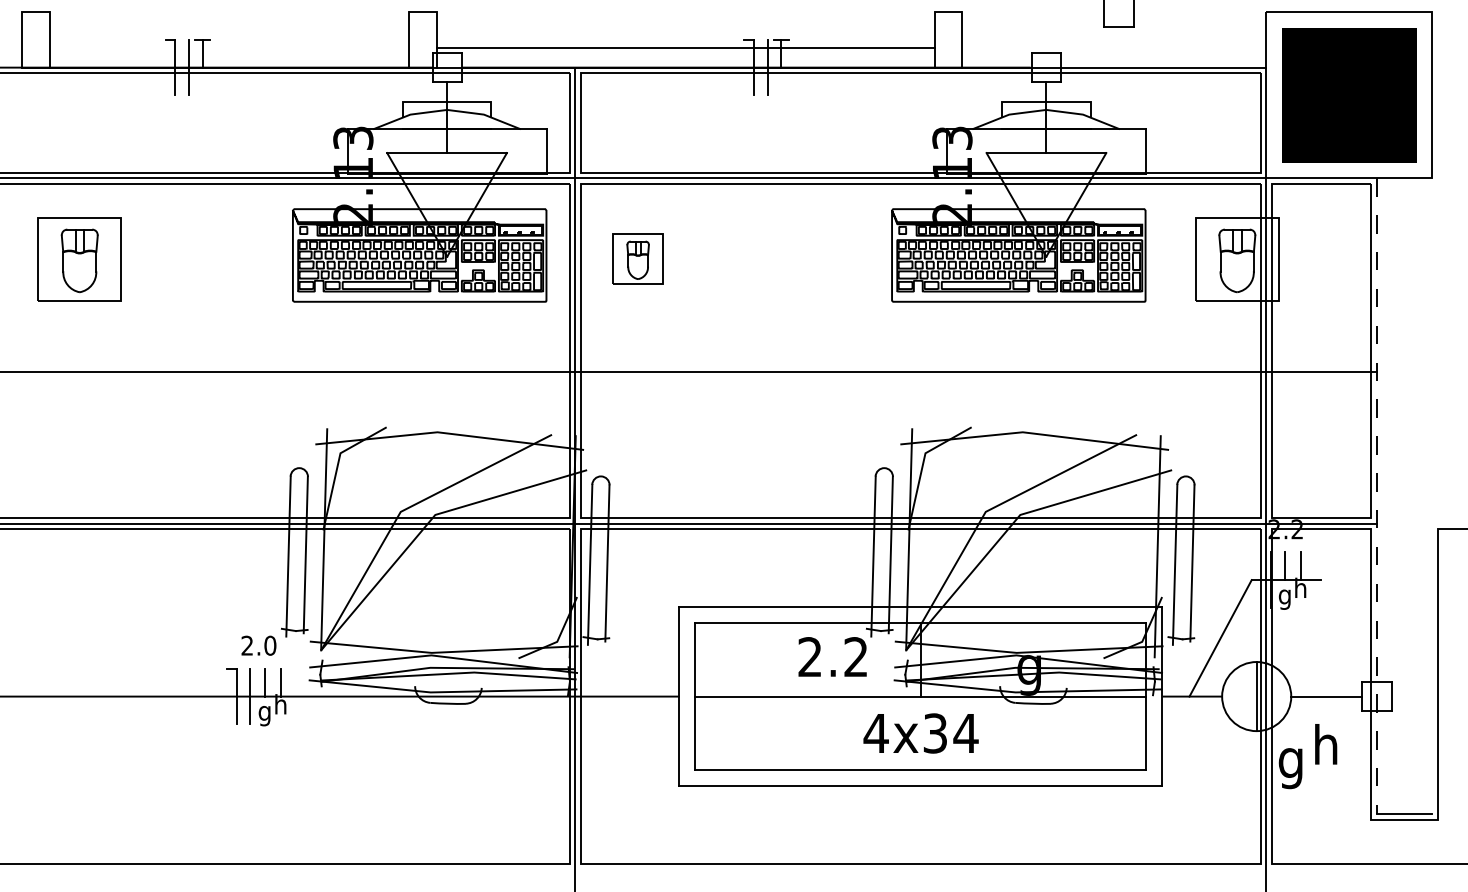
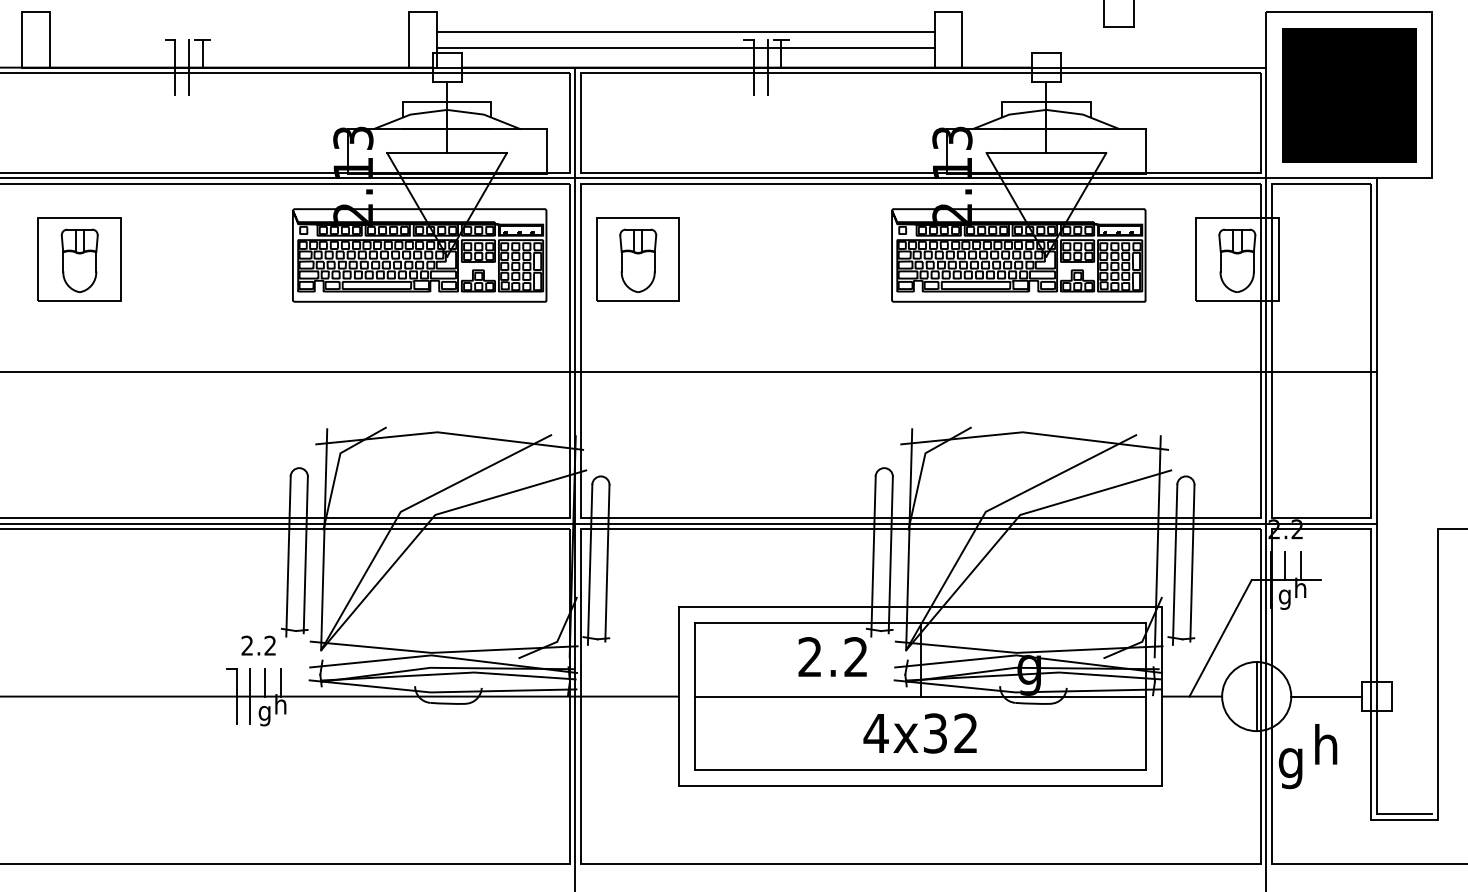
line: none -> present (685, 31)
part size: 52x52 px -> 84x85 px (637, 259)
line: dashed -> solid (1376, 496)
text: 2.0 -> 2.2 (270, 645)
text: 4x34 -> 4x32 (965, 732)
